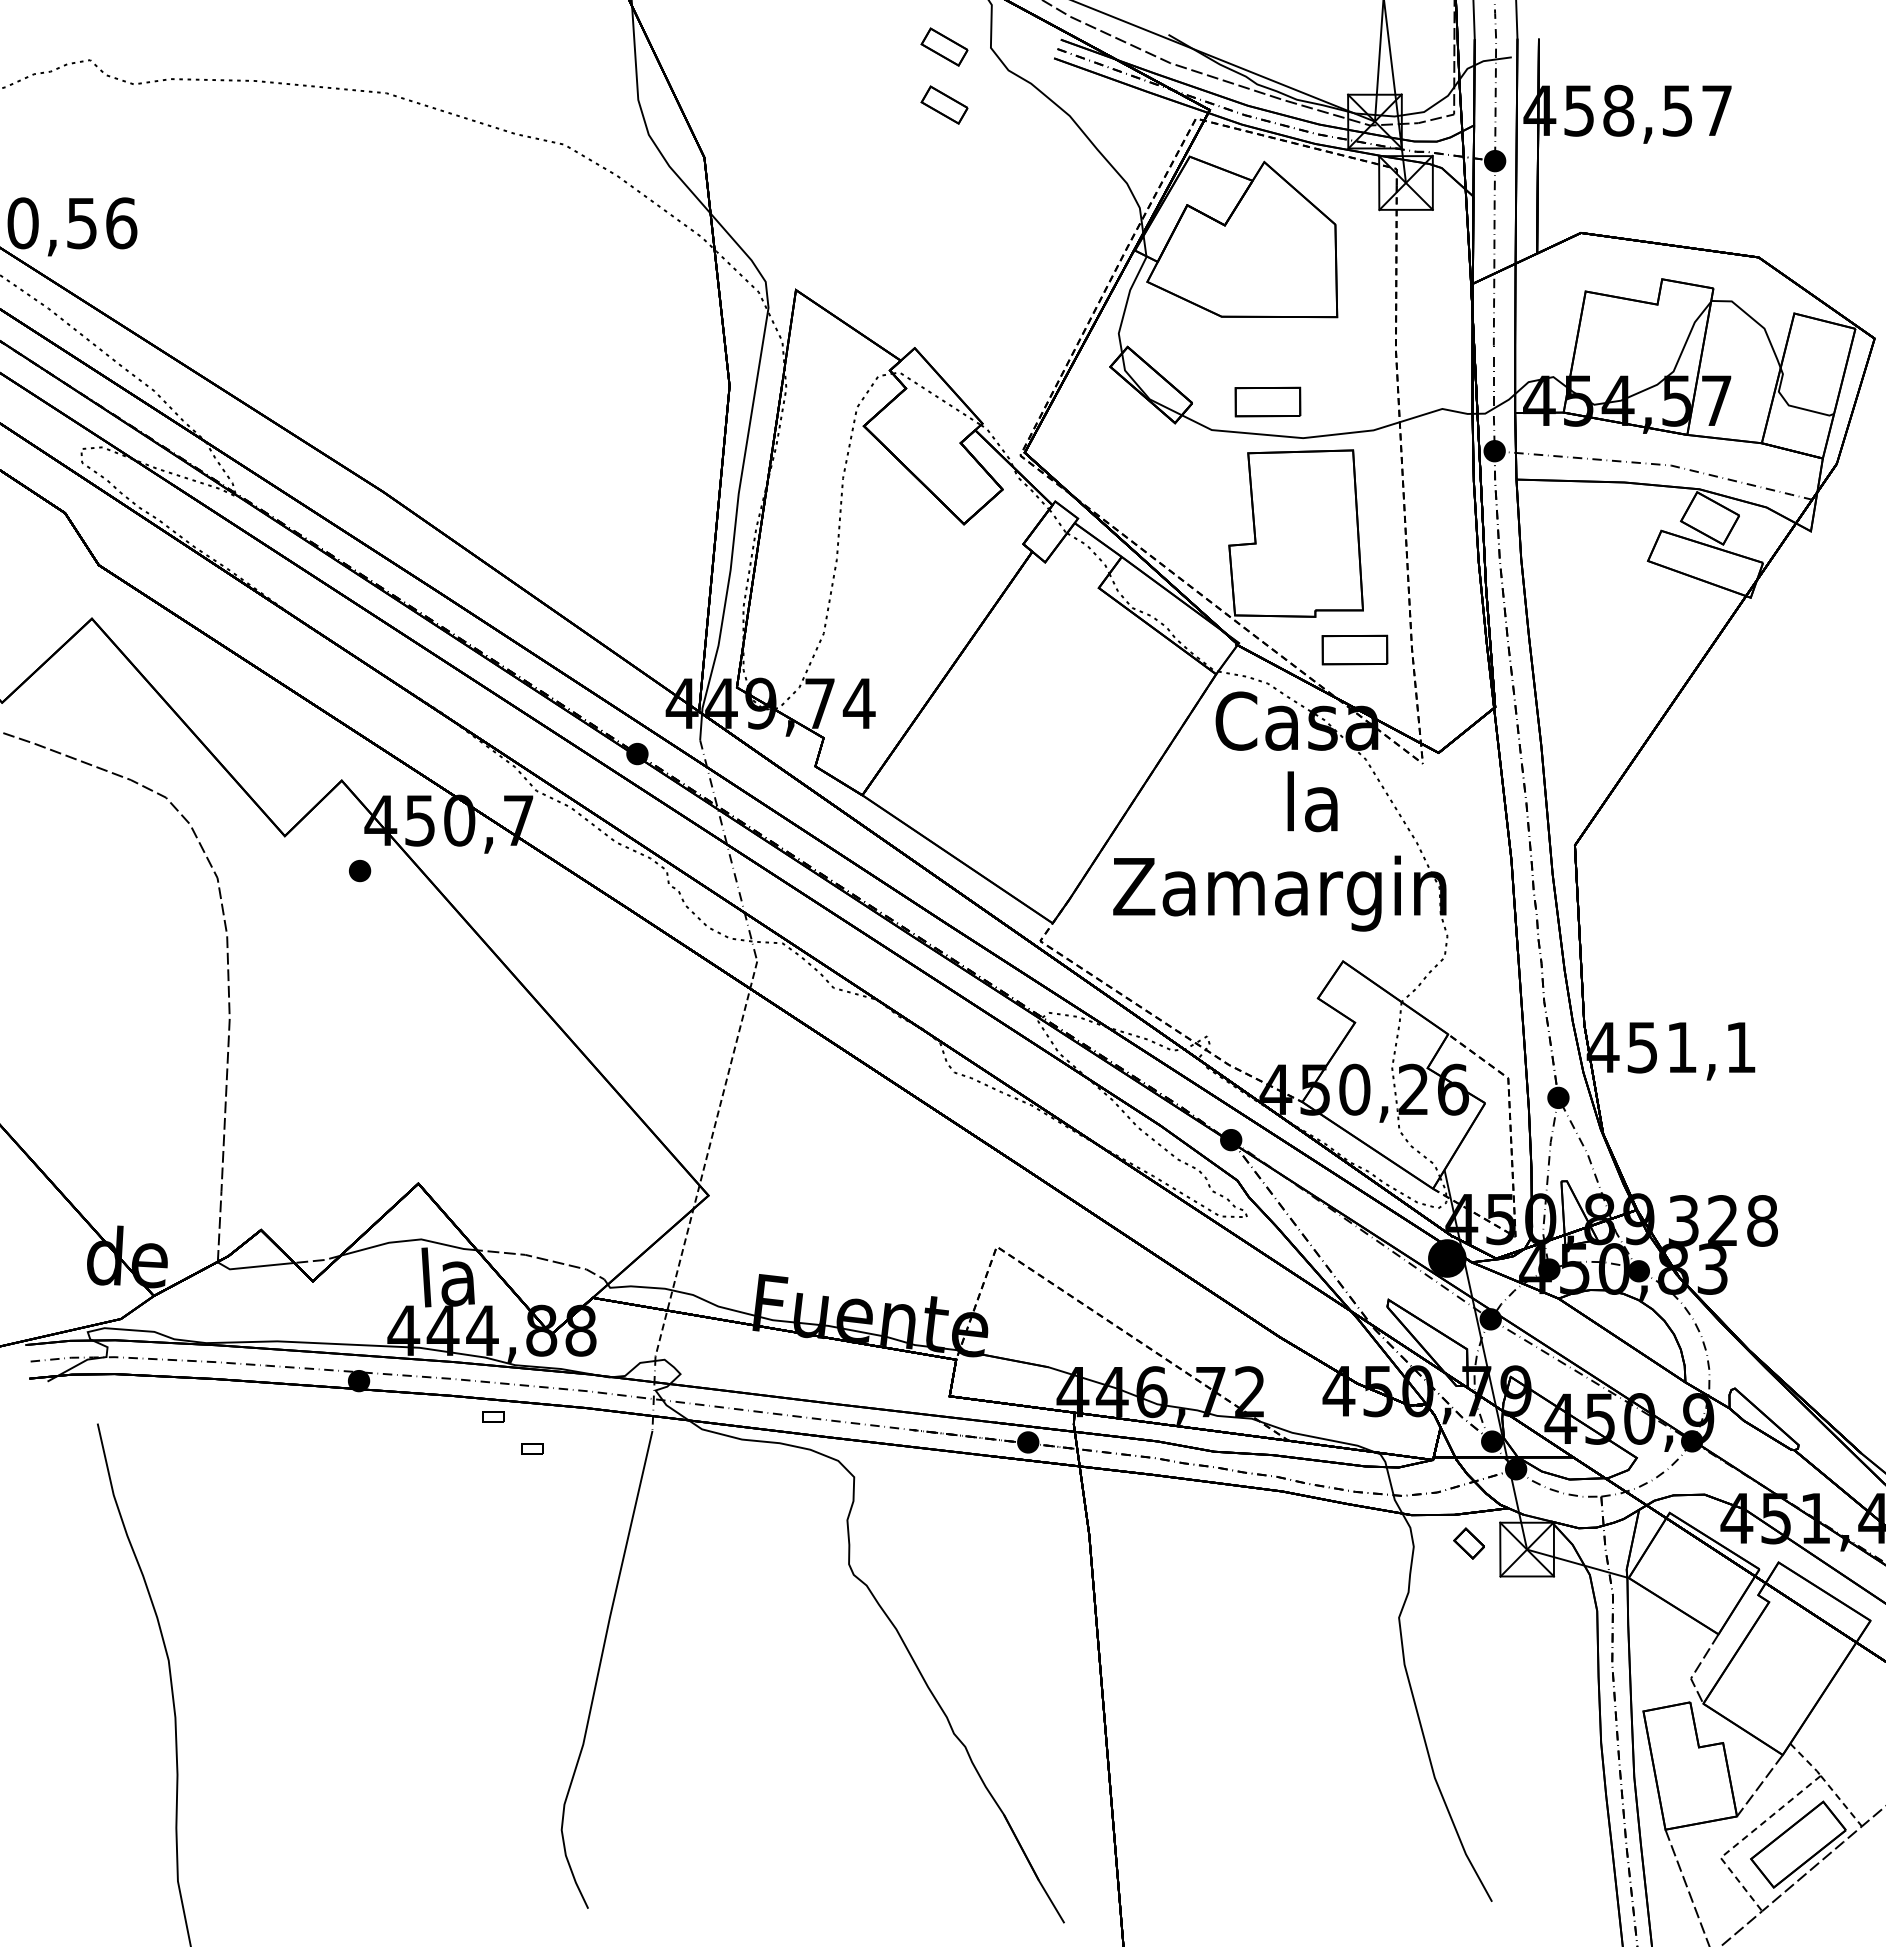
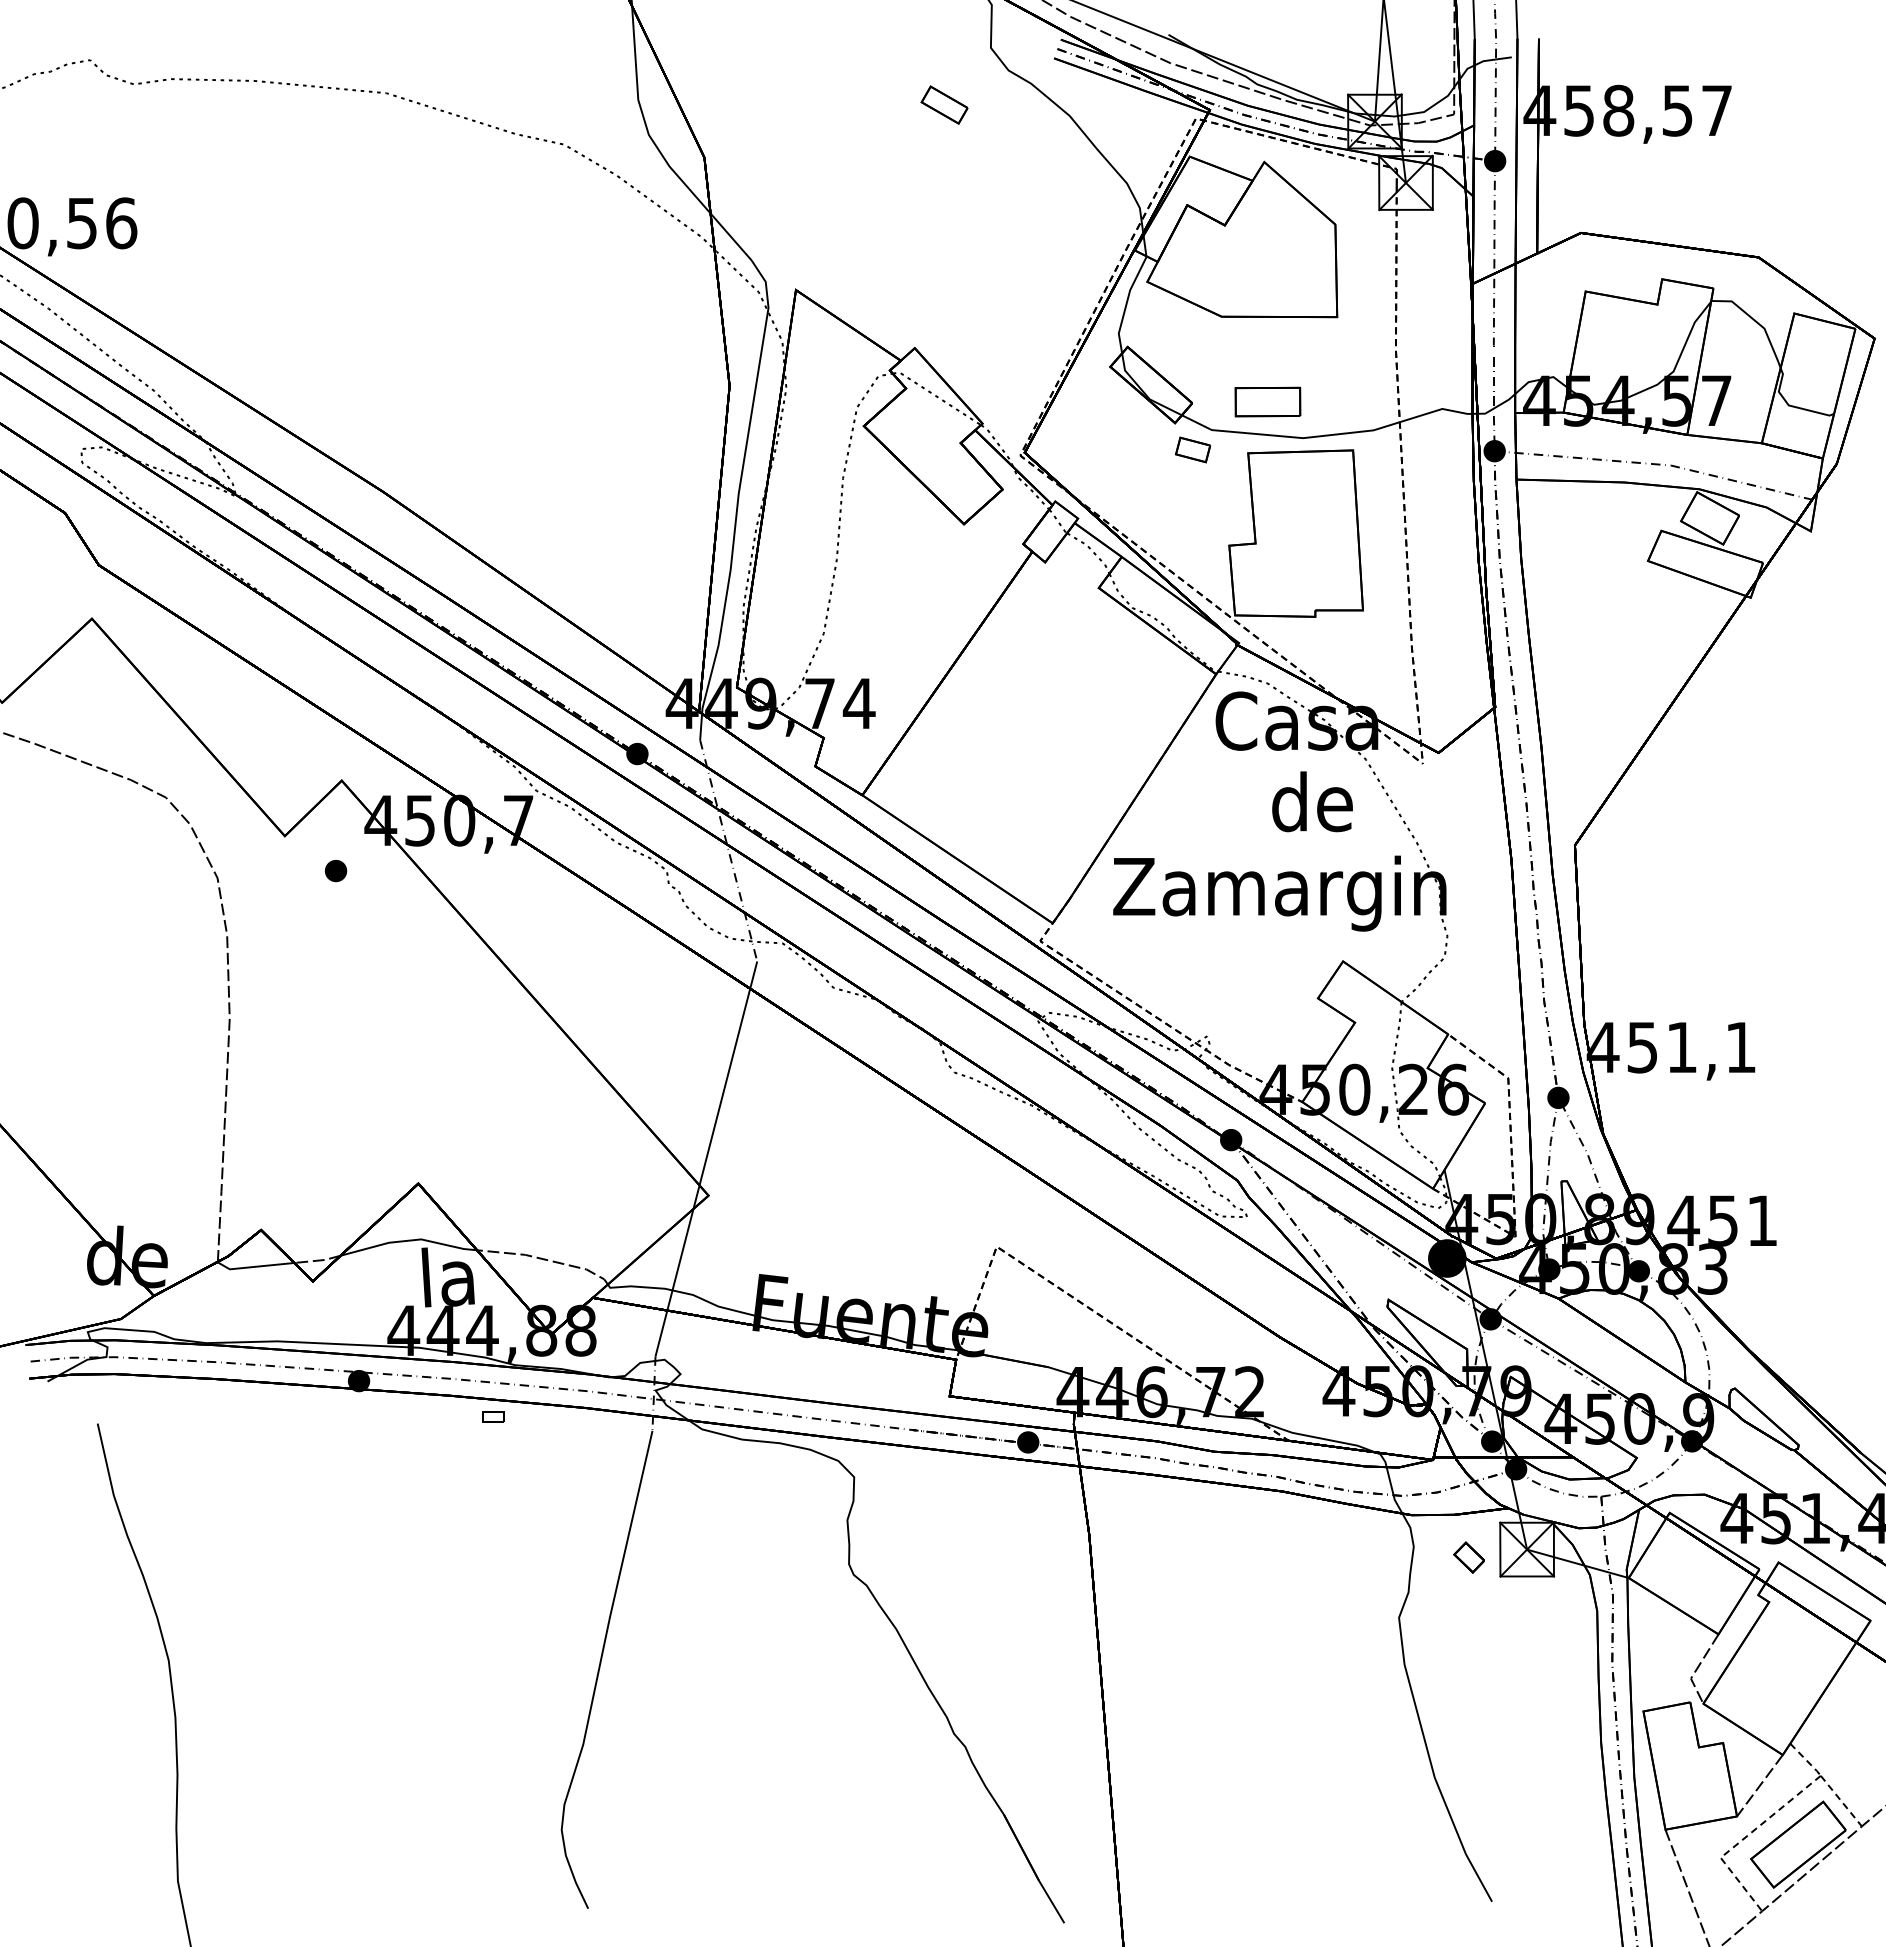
part: present -> none (944, 46)
part: none -> present (1192, 449)
part: present -> none (1354, 649)
text: la -> de (1312, 801)
part position: (360, 870) -> (336, 870) (336, 870)
line: dashed -> solid (706, 1158)
text: 328 -> 451 (1722, 1220)
part: present -> none (532, 1448)
part position: (1468, 1543) -> (1468, 1557) (1468, 1557)
